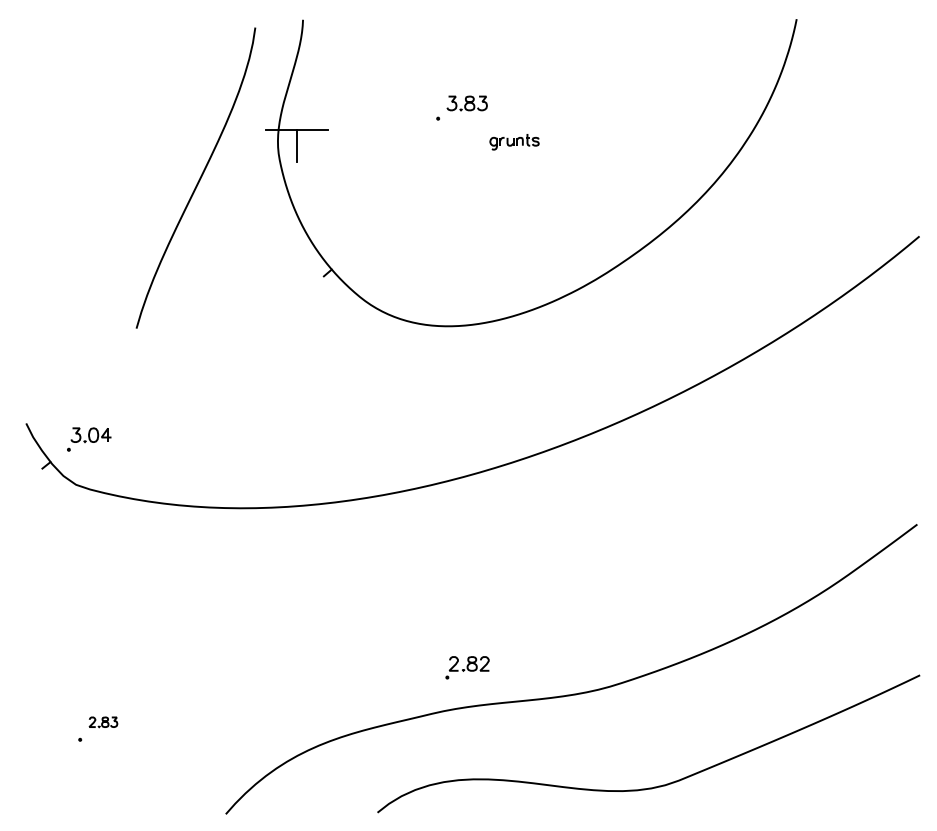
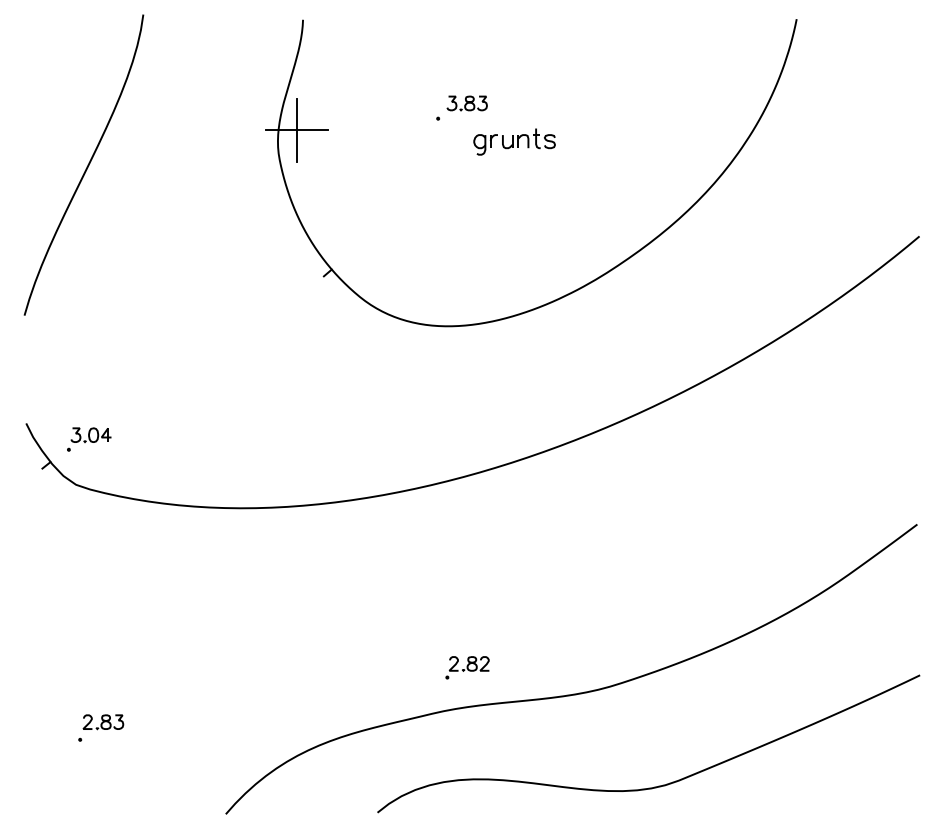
line: none -> present (296, 114)
part size: 51x17 px -> 83x28 px (514, 141)
curve position: (198, 179) -> (86, 166) (86, 166)
part size: 31x13 px -> 43x17 px (103, 722)
